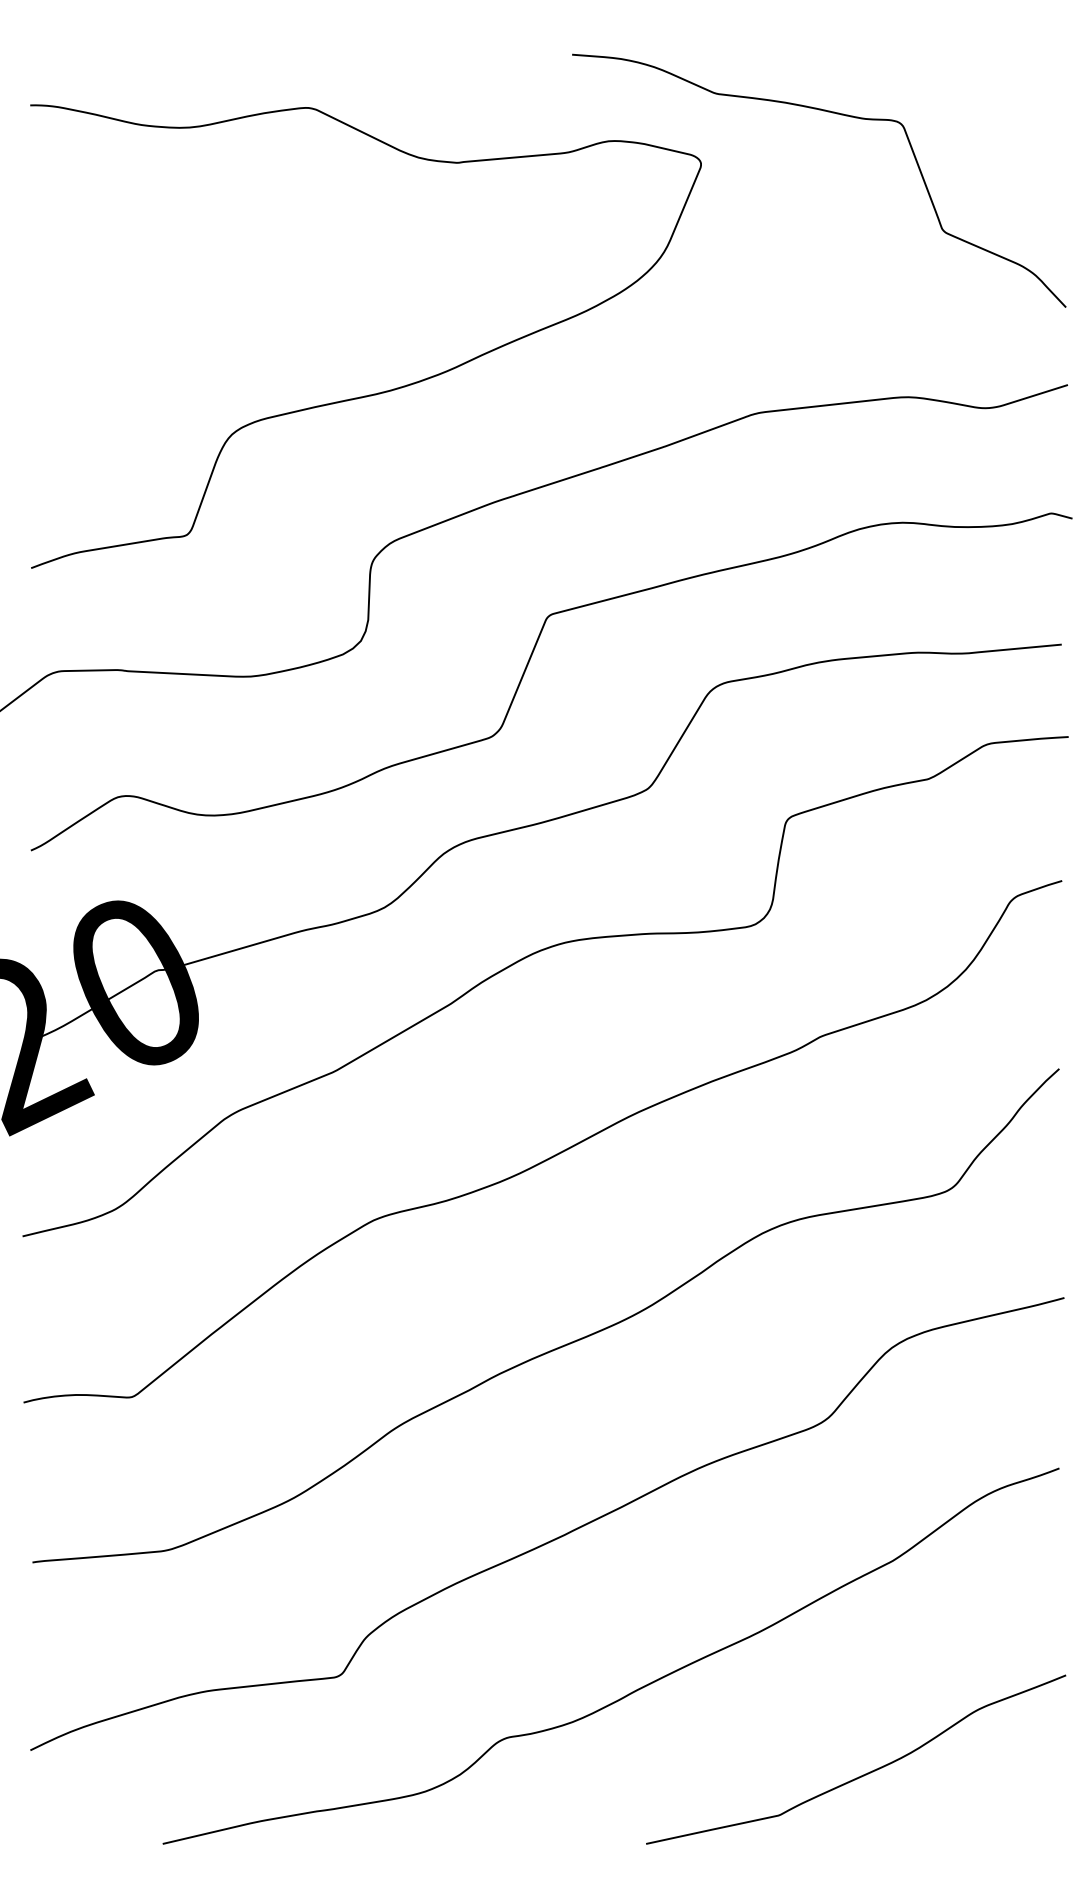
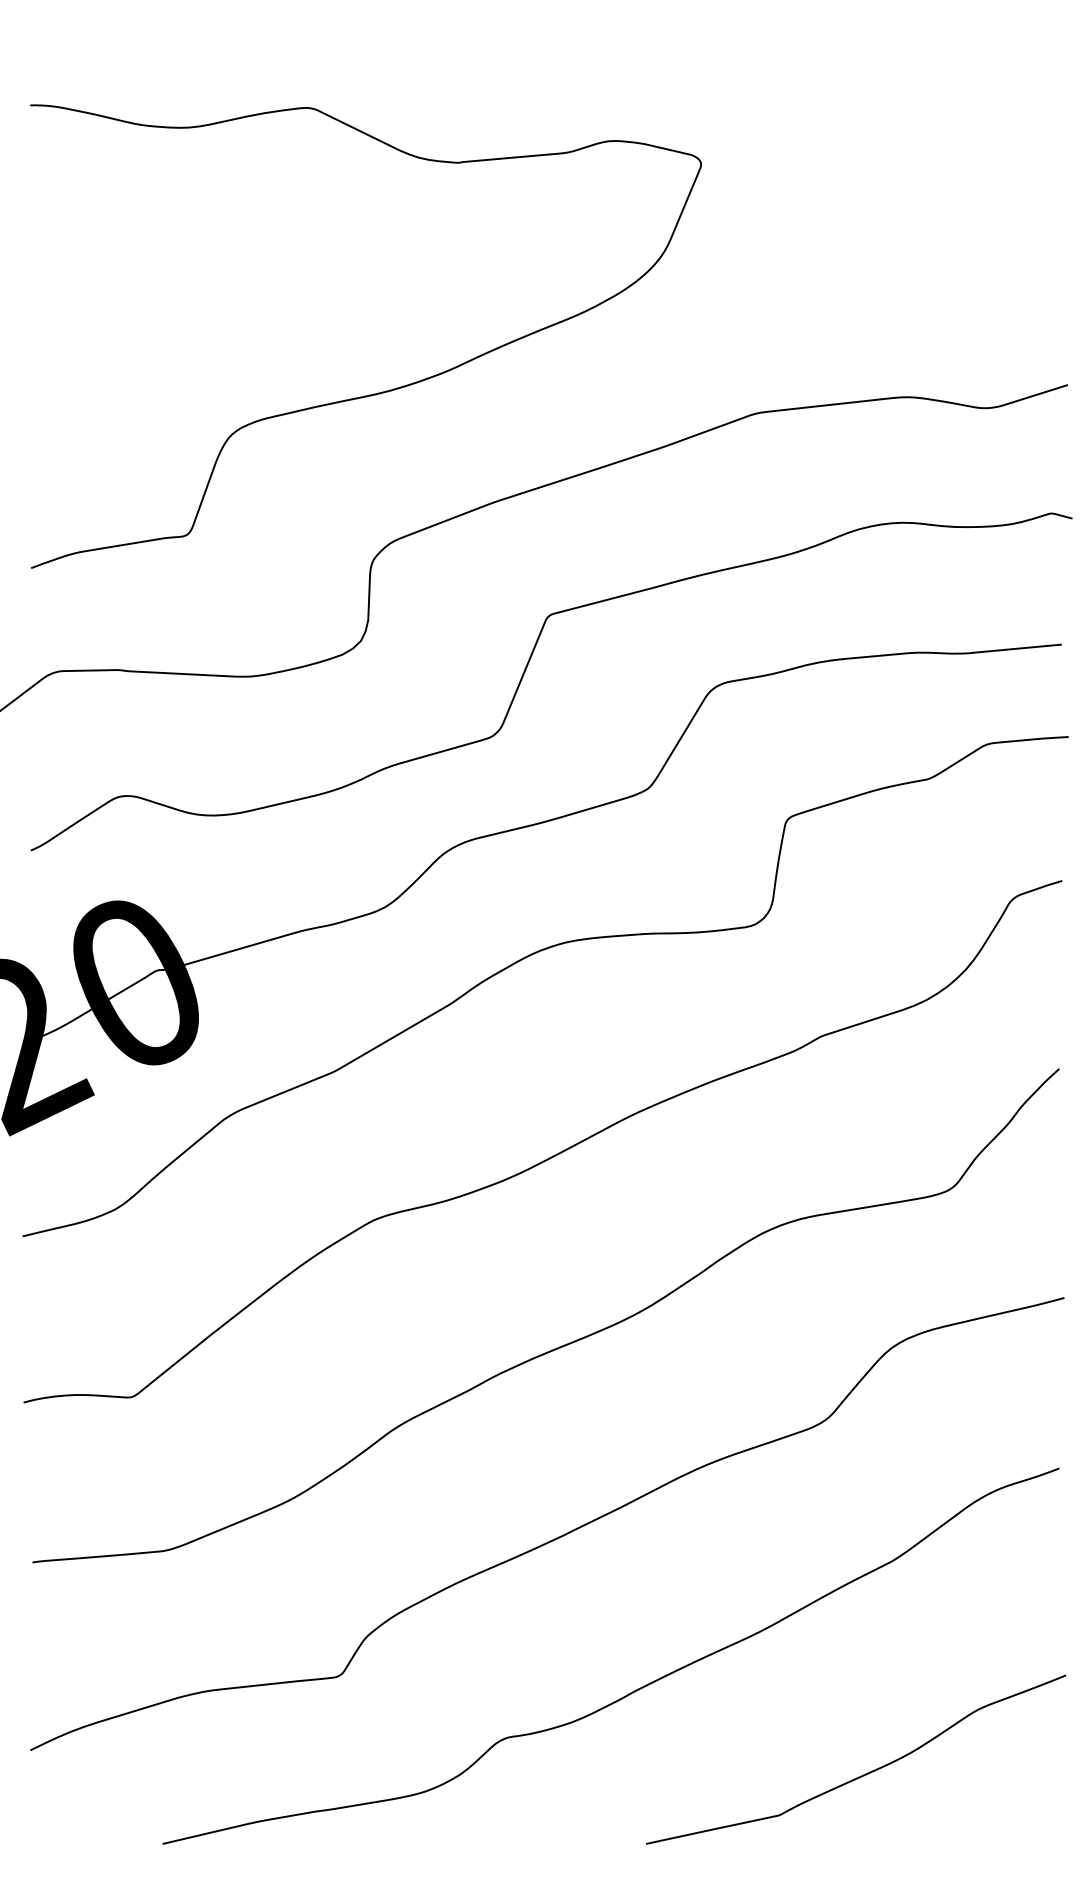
curve: present -> none (836, 114)
